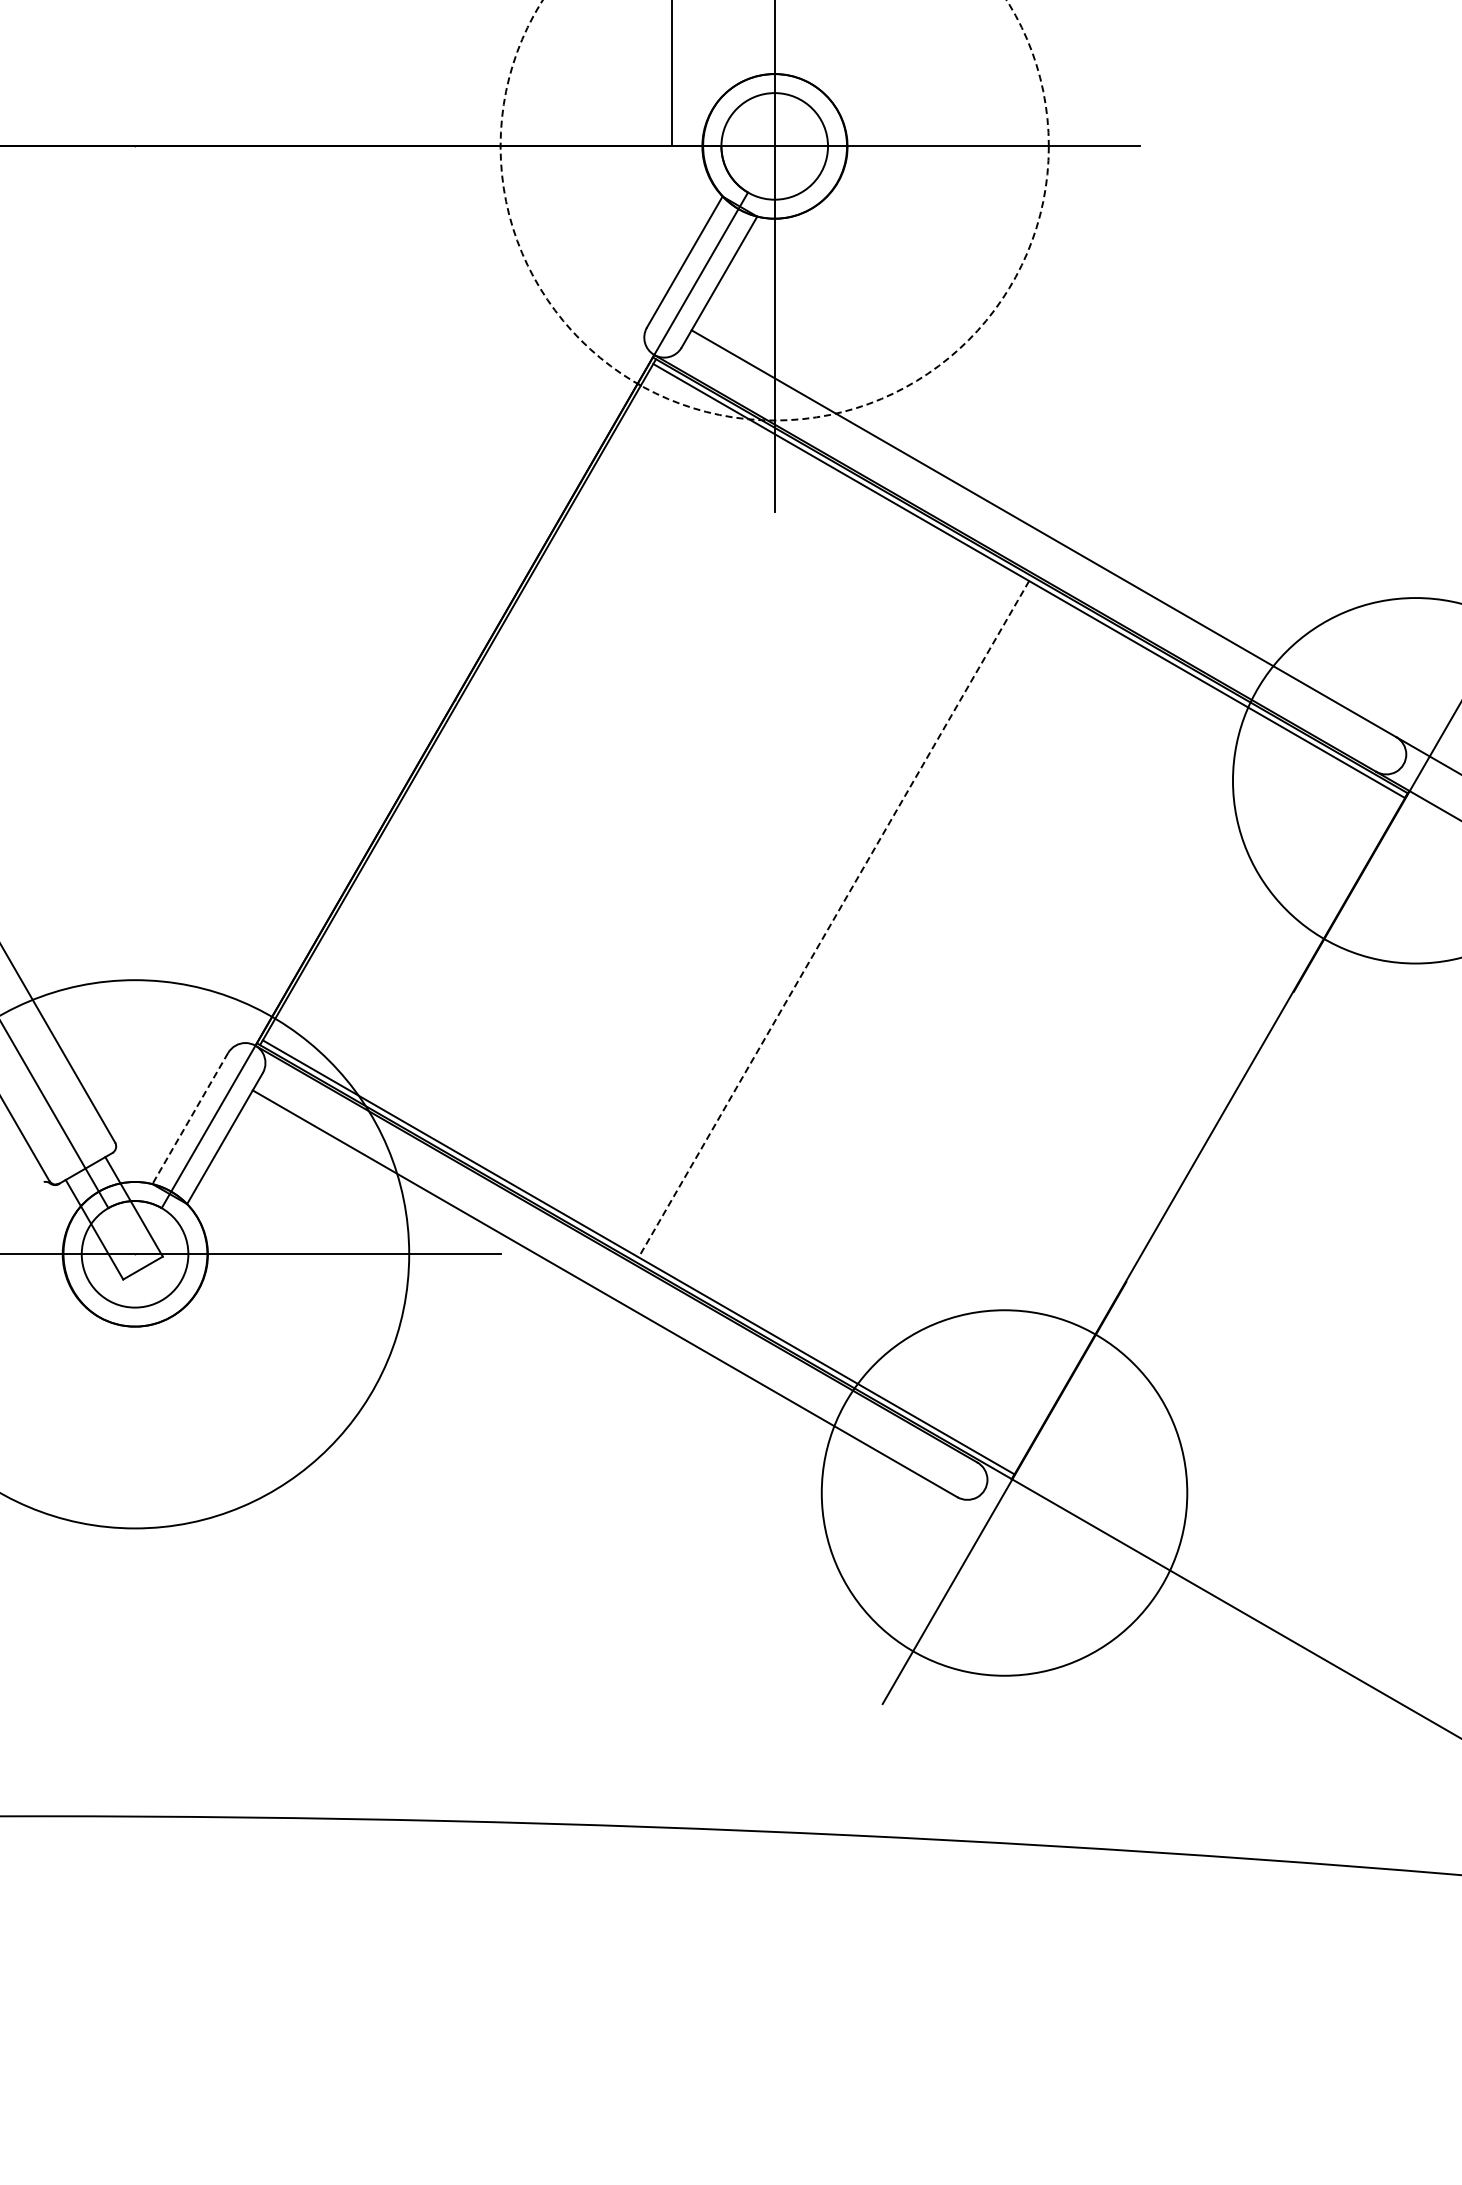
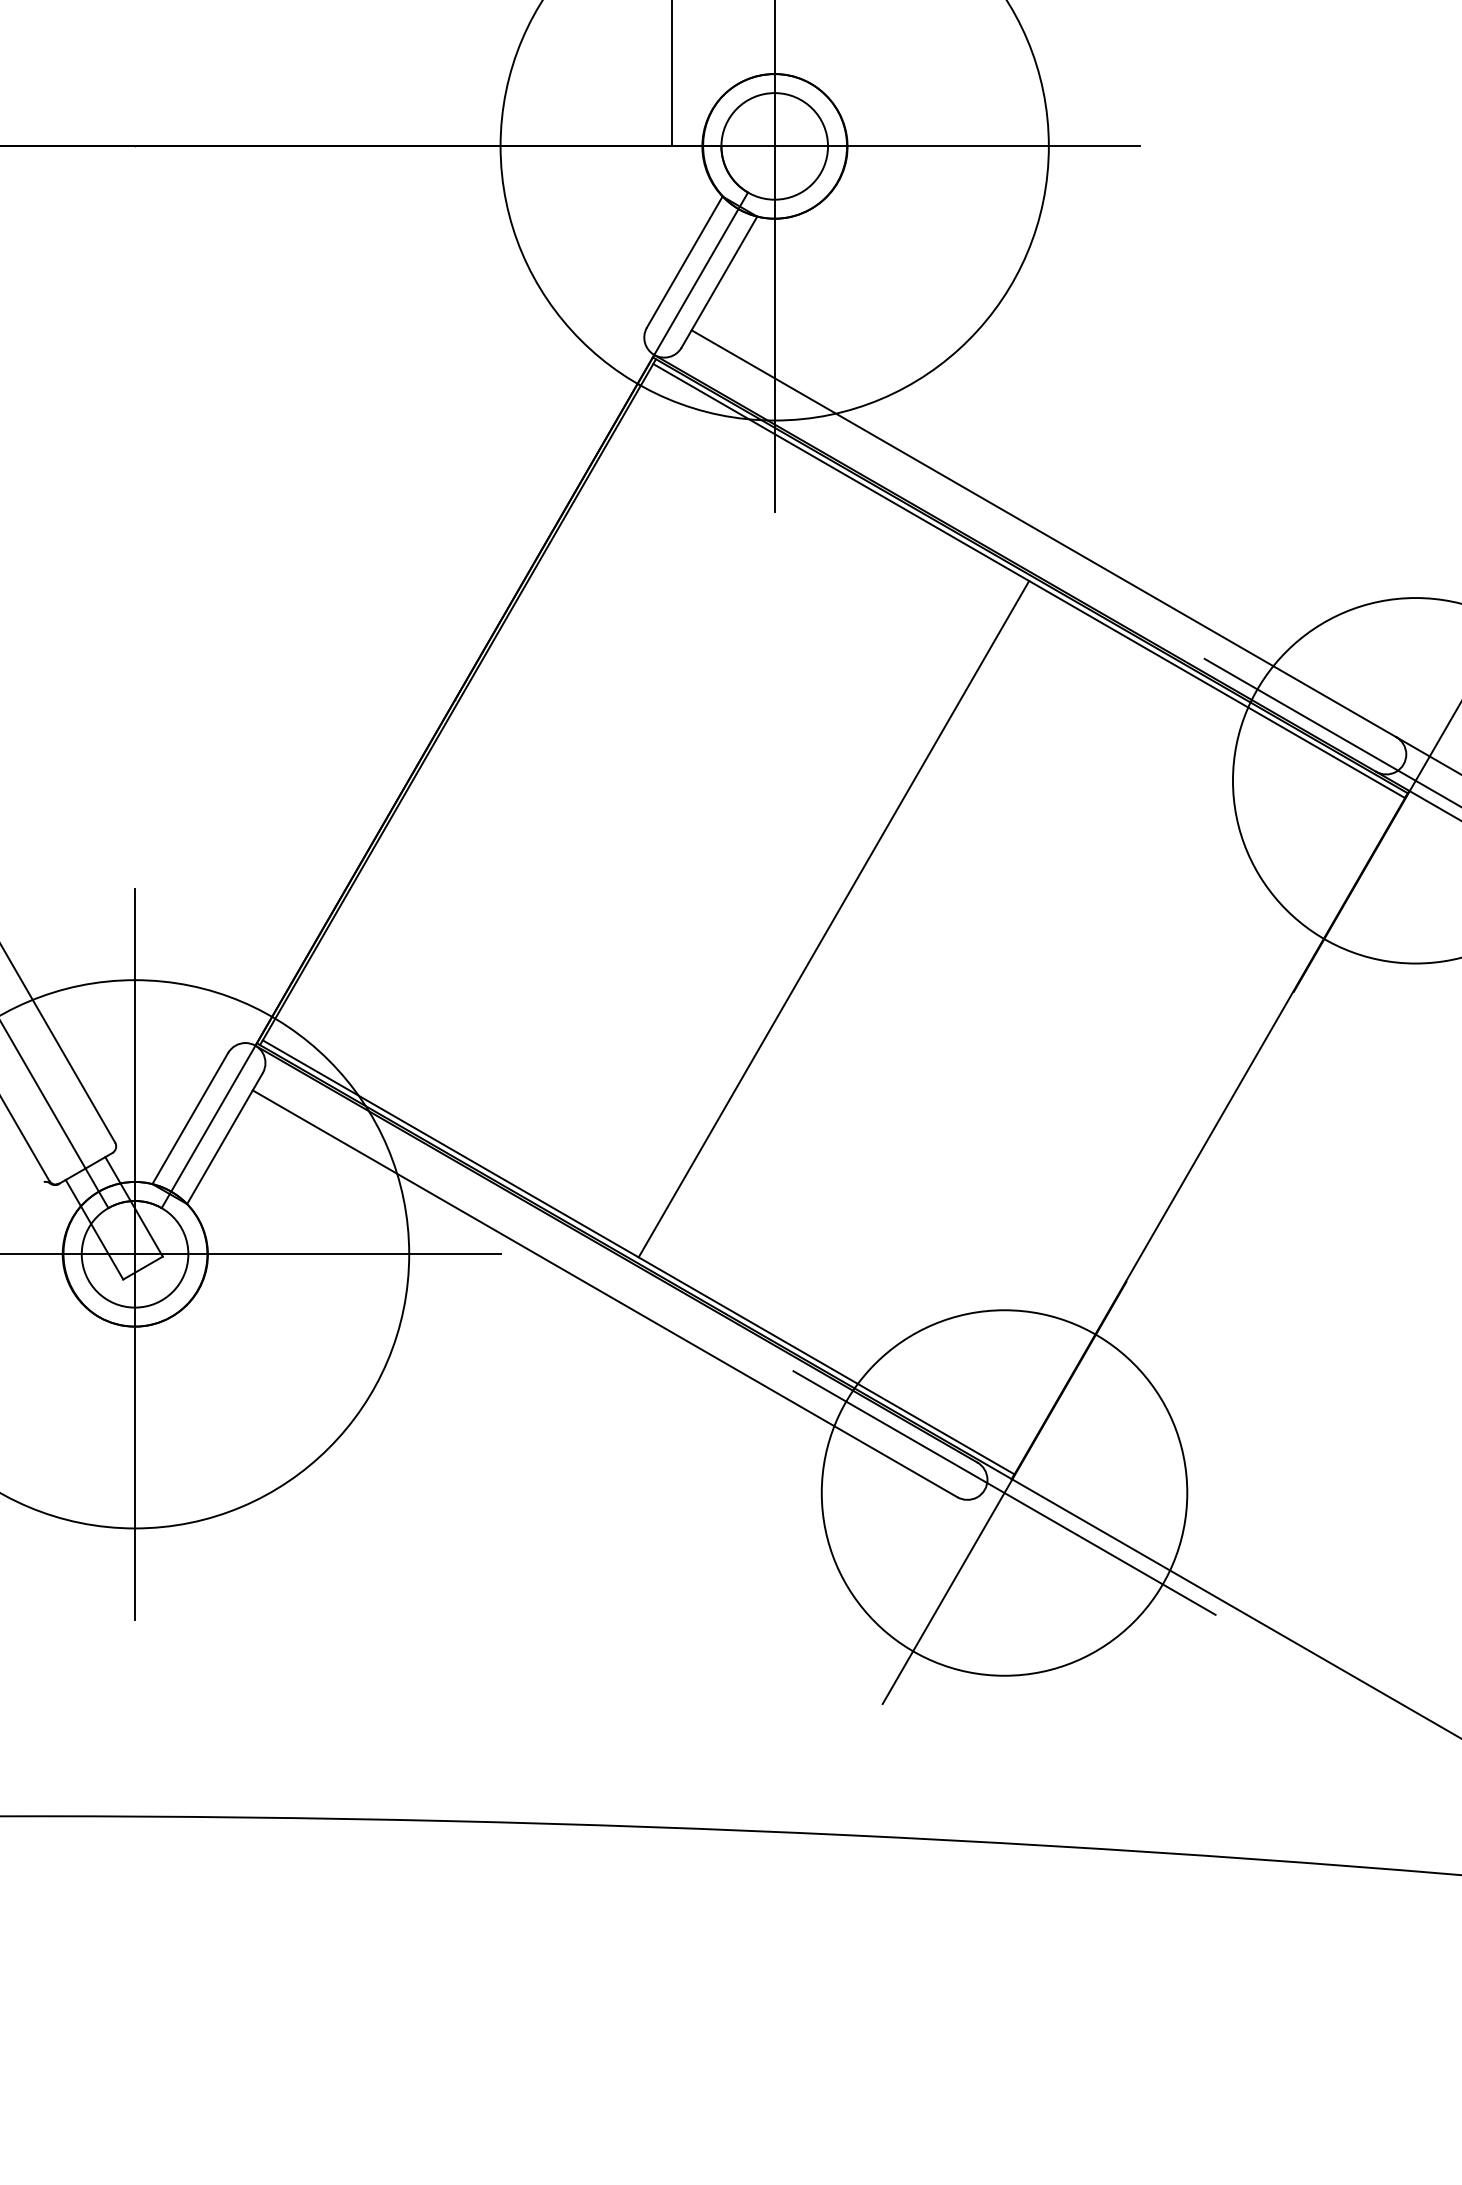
circle: dashed -> solid (774, 210)
line: none -> present (1331, 731)
line: dashed -> solid (833, 919)
line: dashed -> solid (190, 1118)
line: none -> present (135, 1253)
line: none -> present (1004, 1492)
